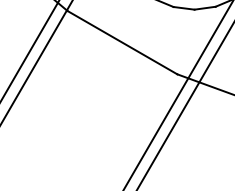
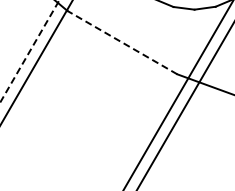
line: solid -> dashed (122, 42)
line: solid -> dashed (29, 51)
